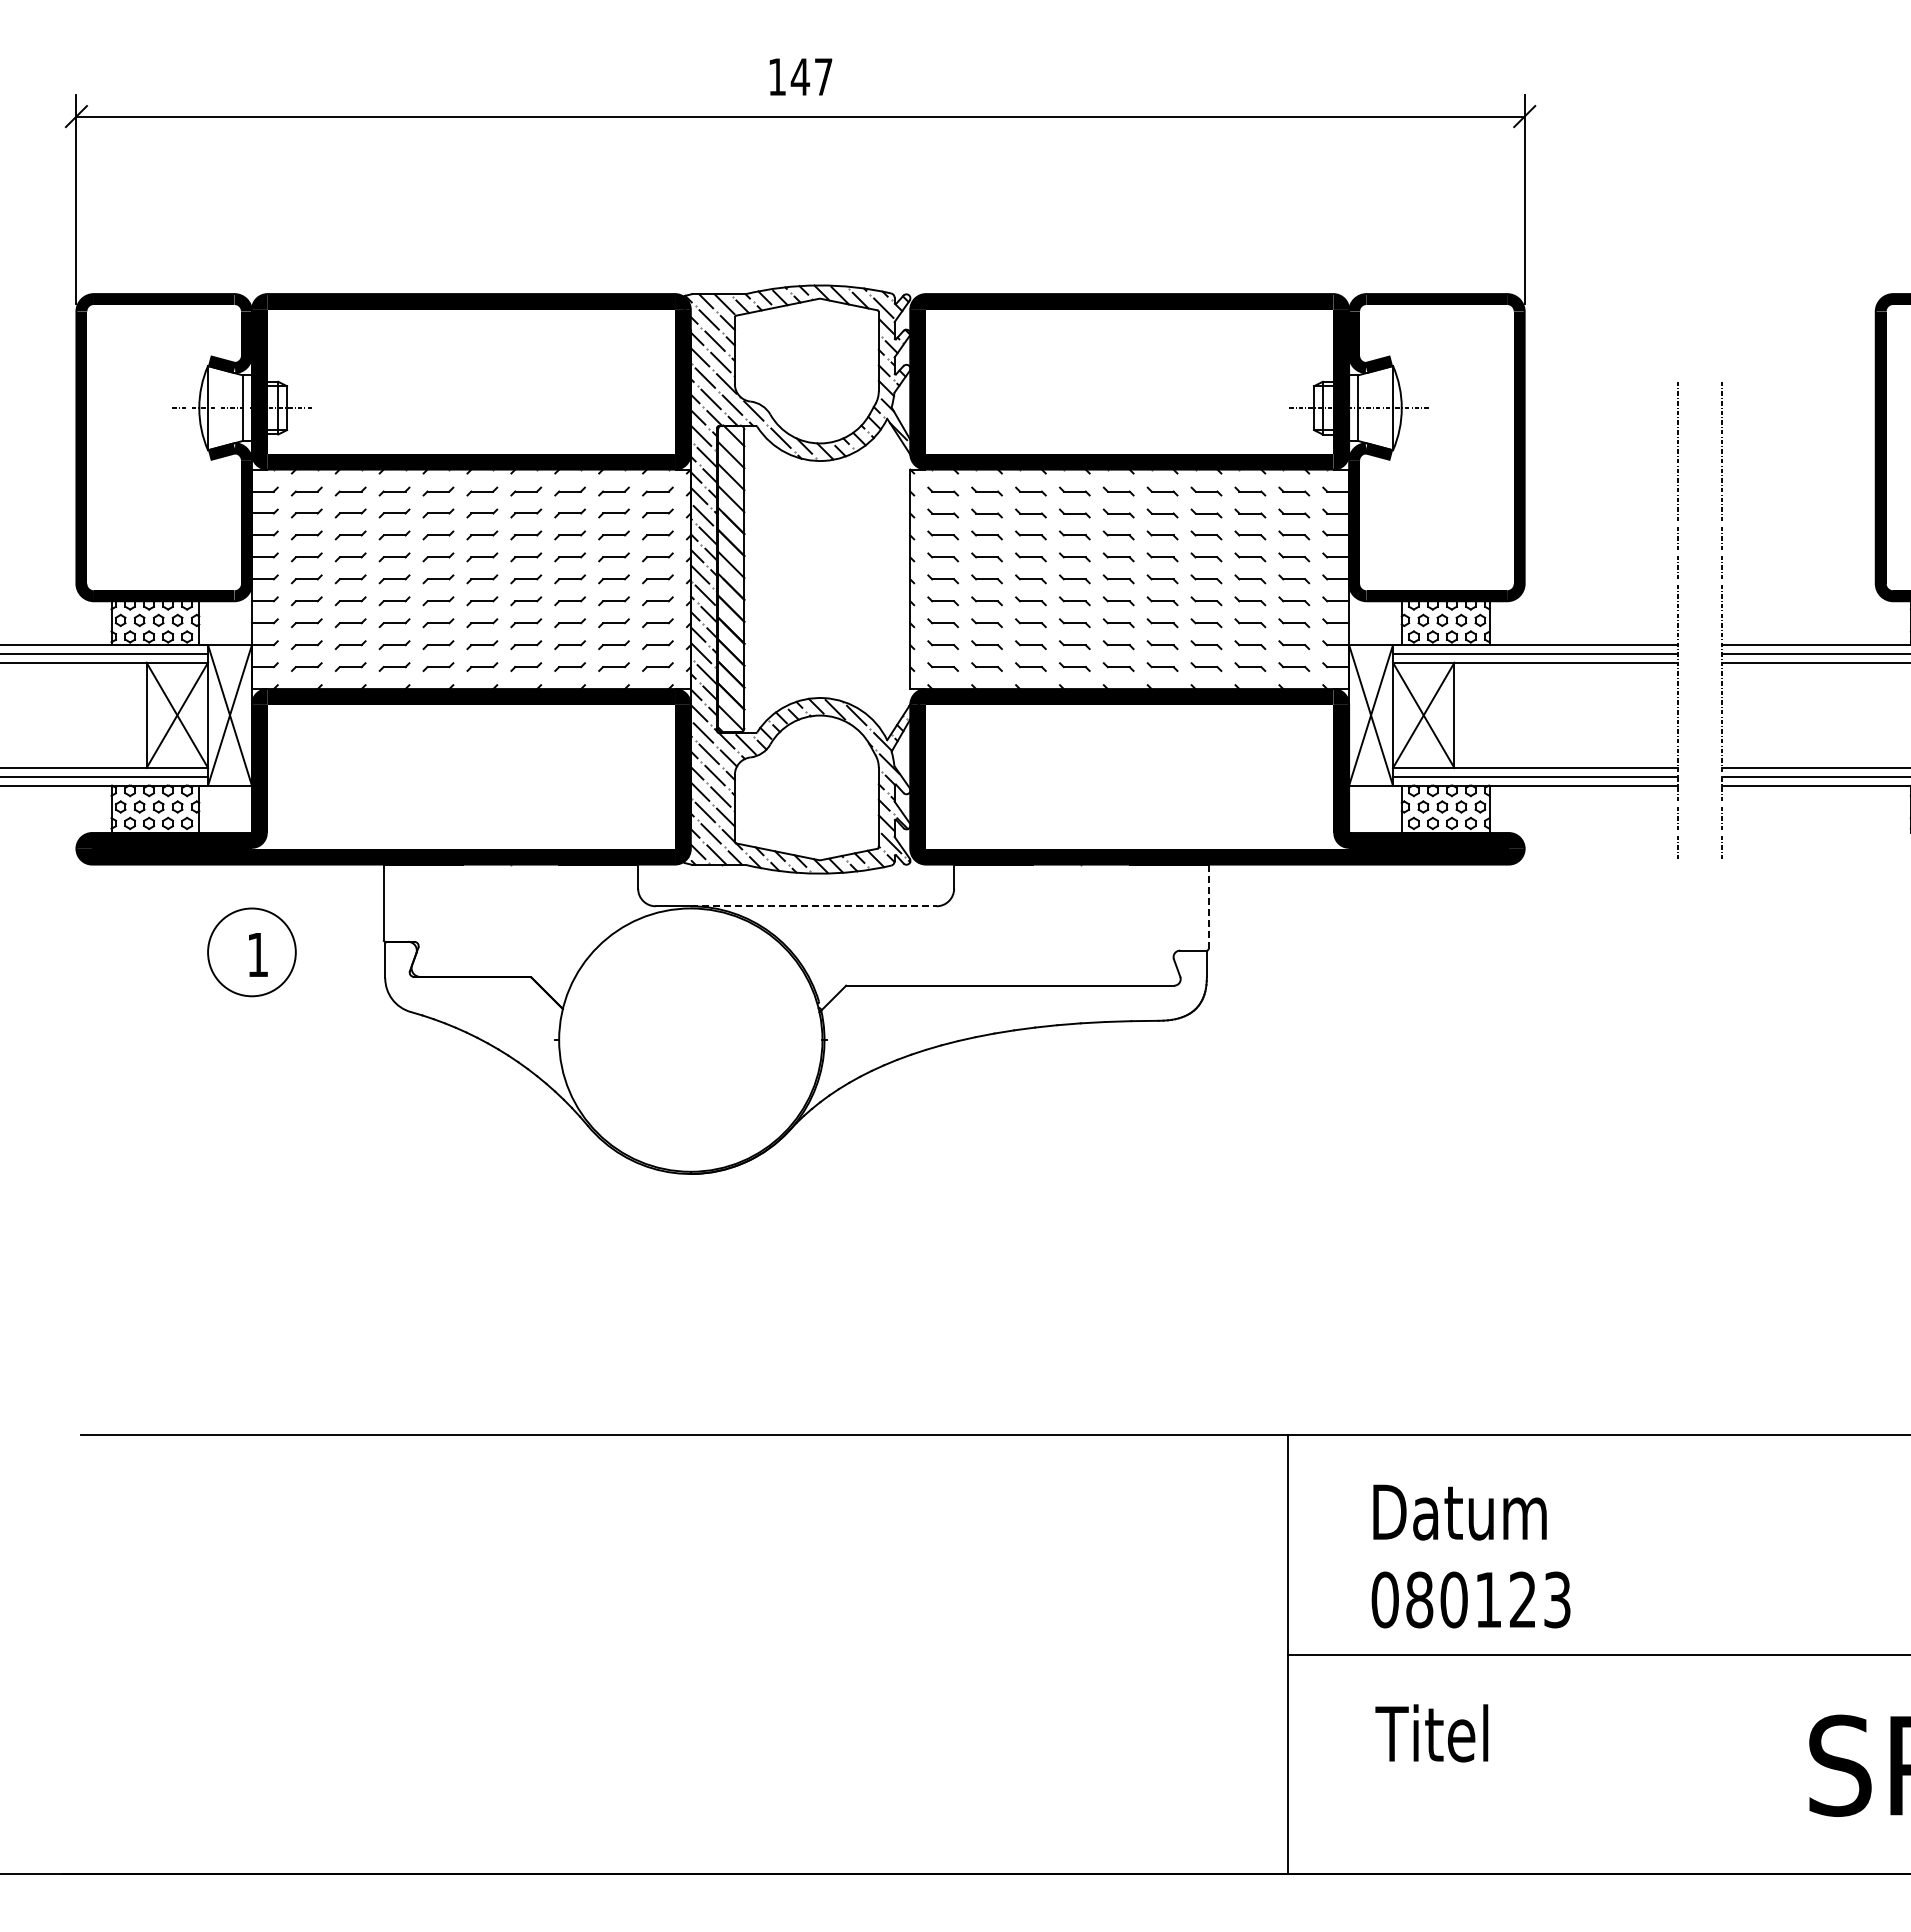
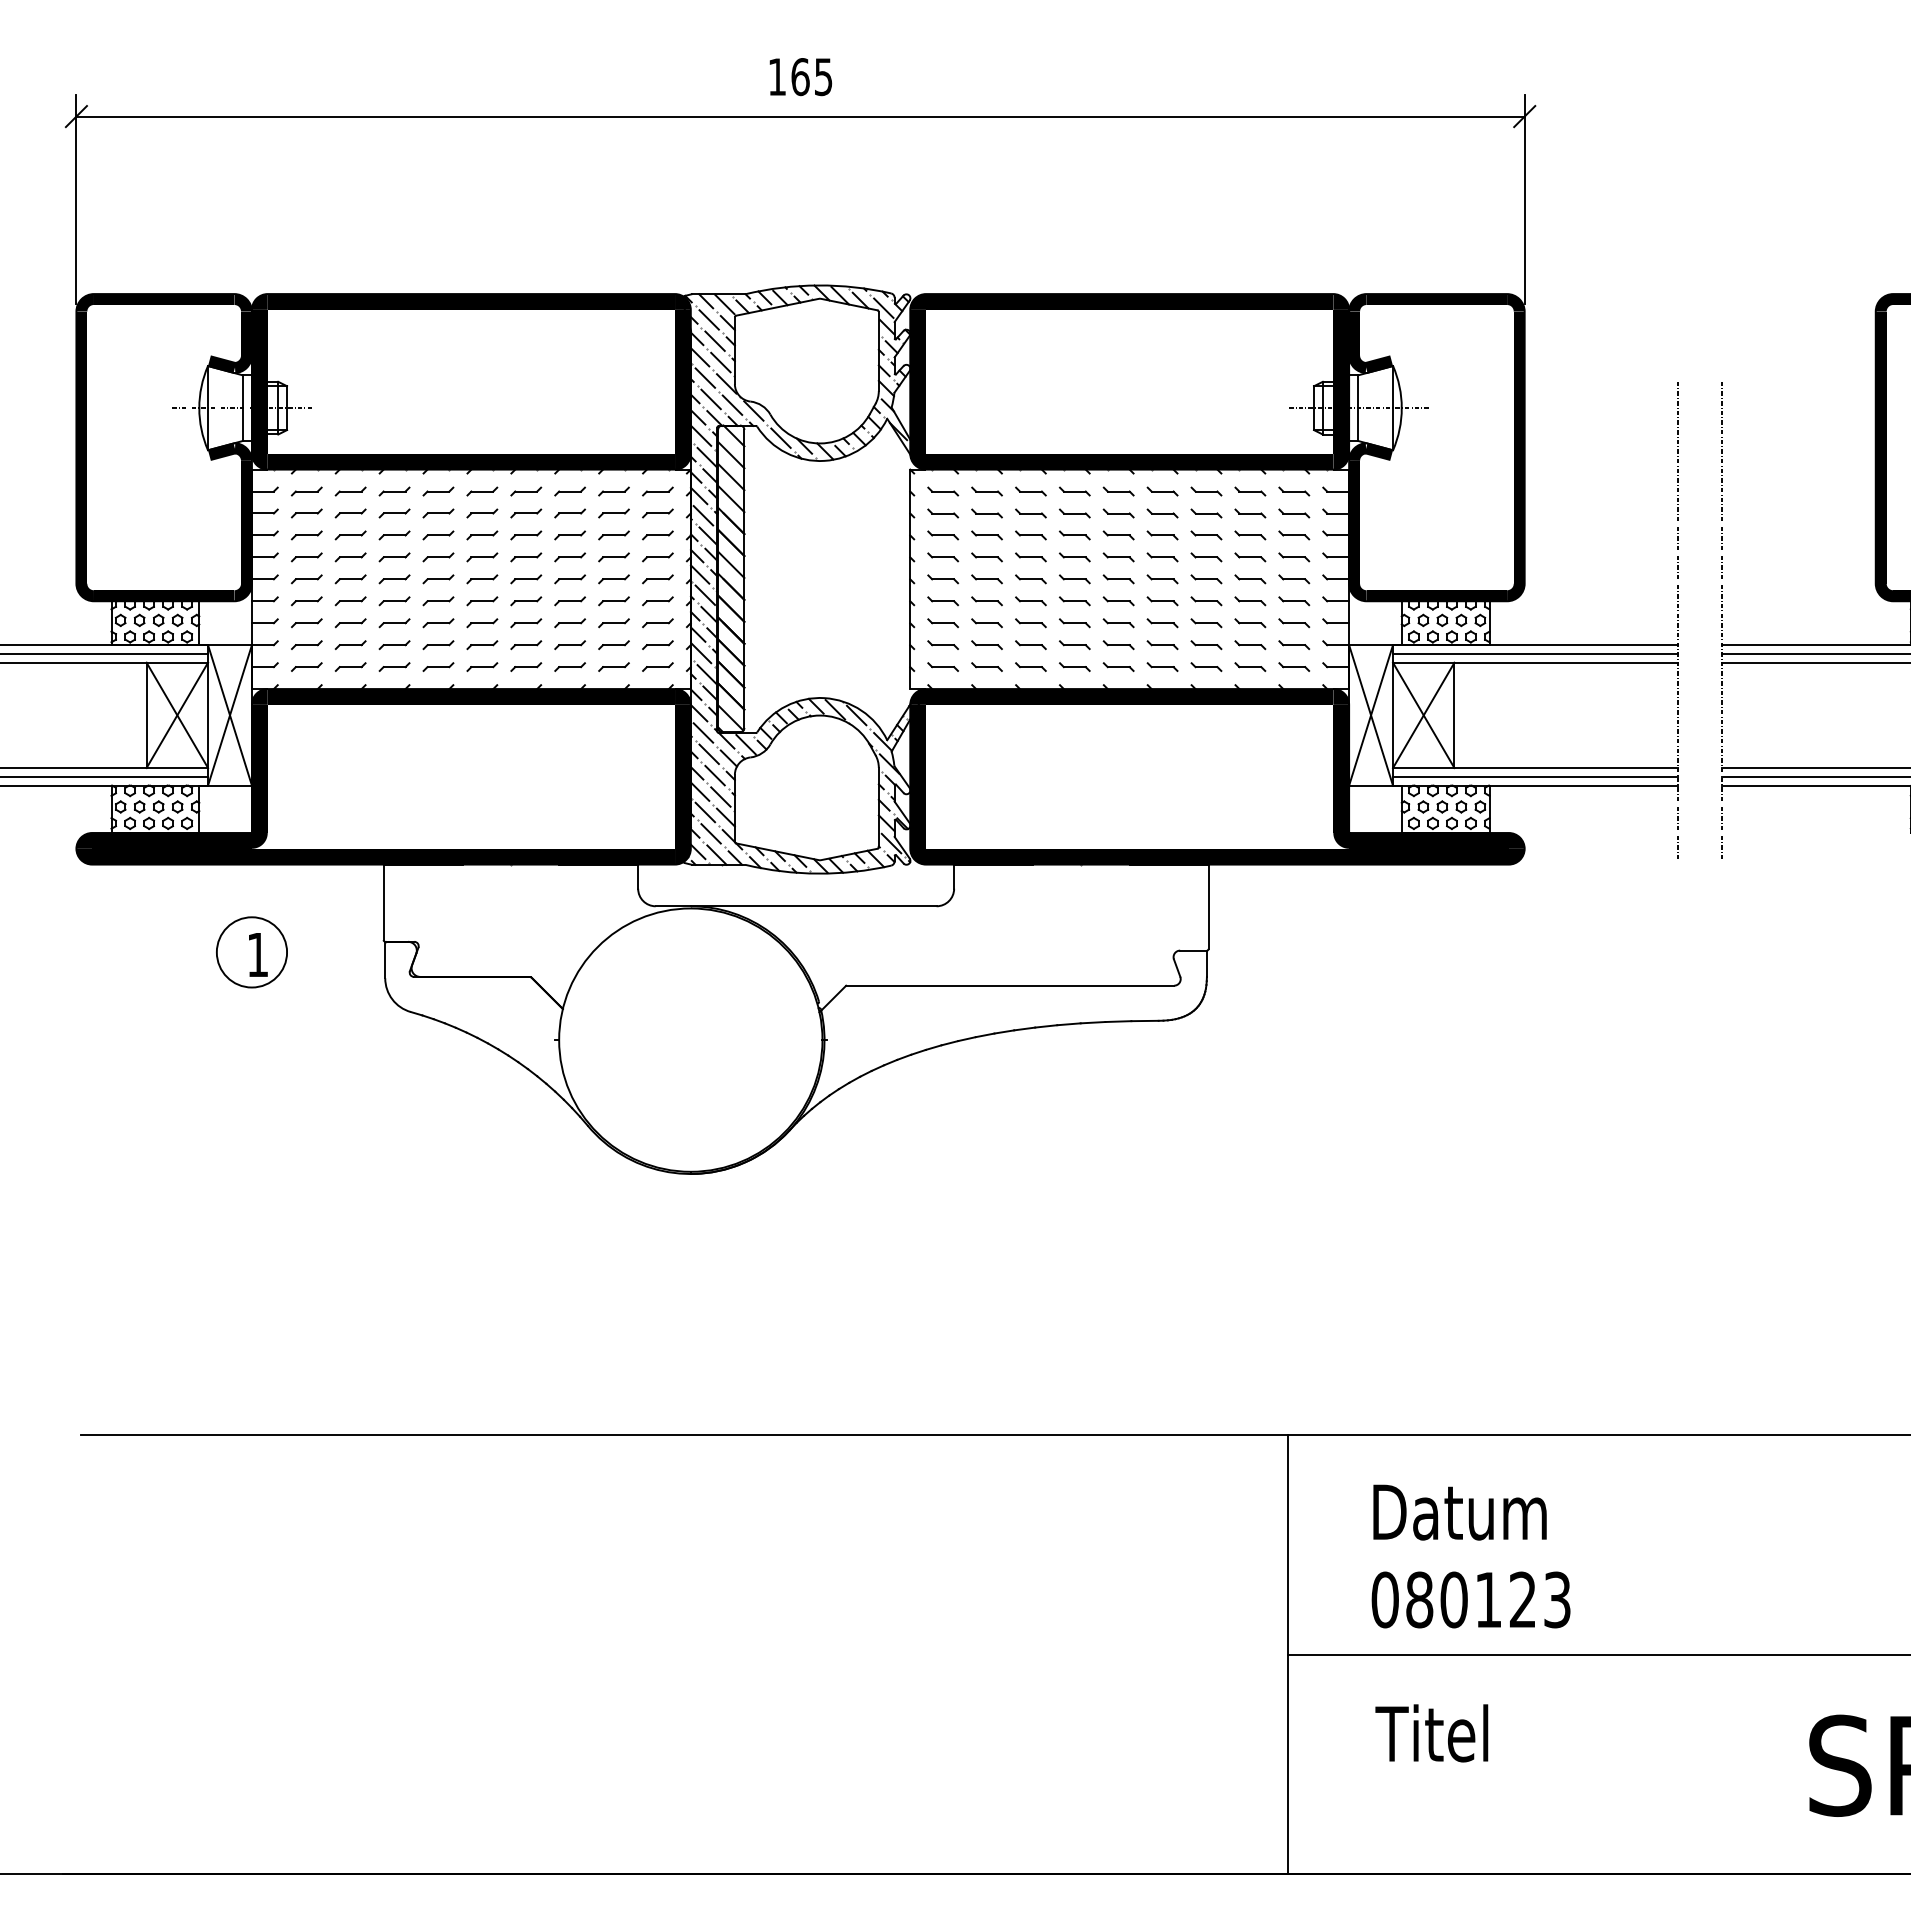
text: 147 -> 165 (811, 77)
line: dashed -> solid (813, 906)
line: dashed -> solid (1208, 907)
circle diameter: 88 px -> 70 px (251, 952)
